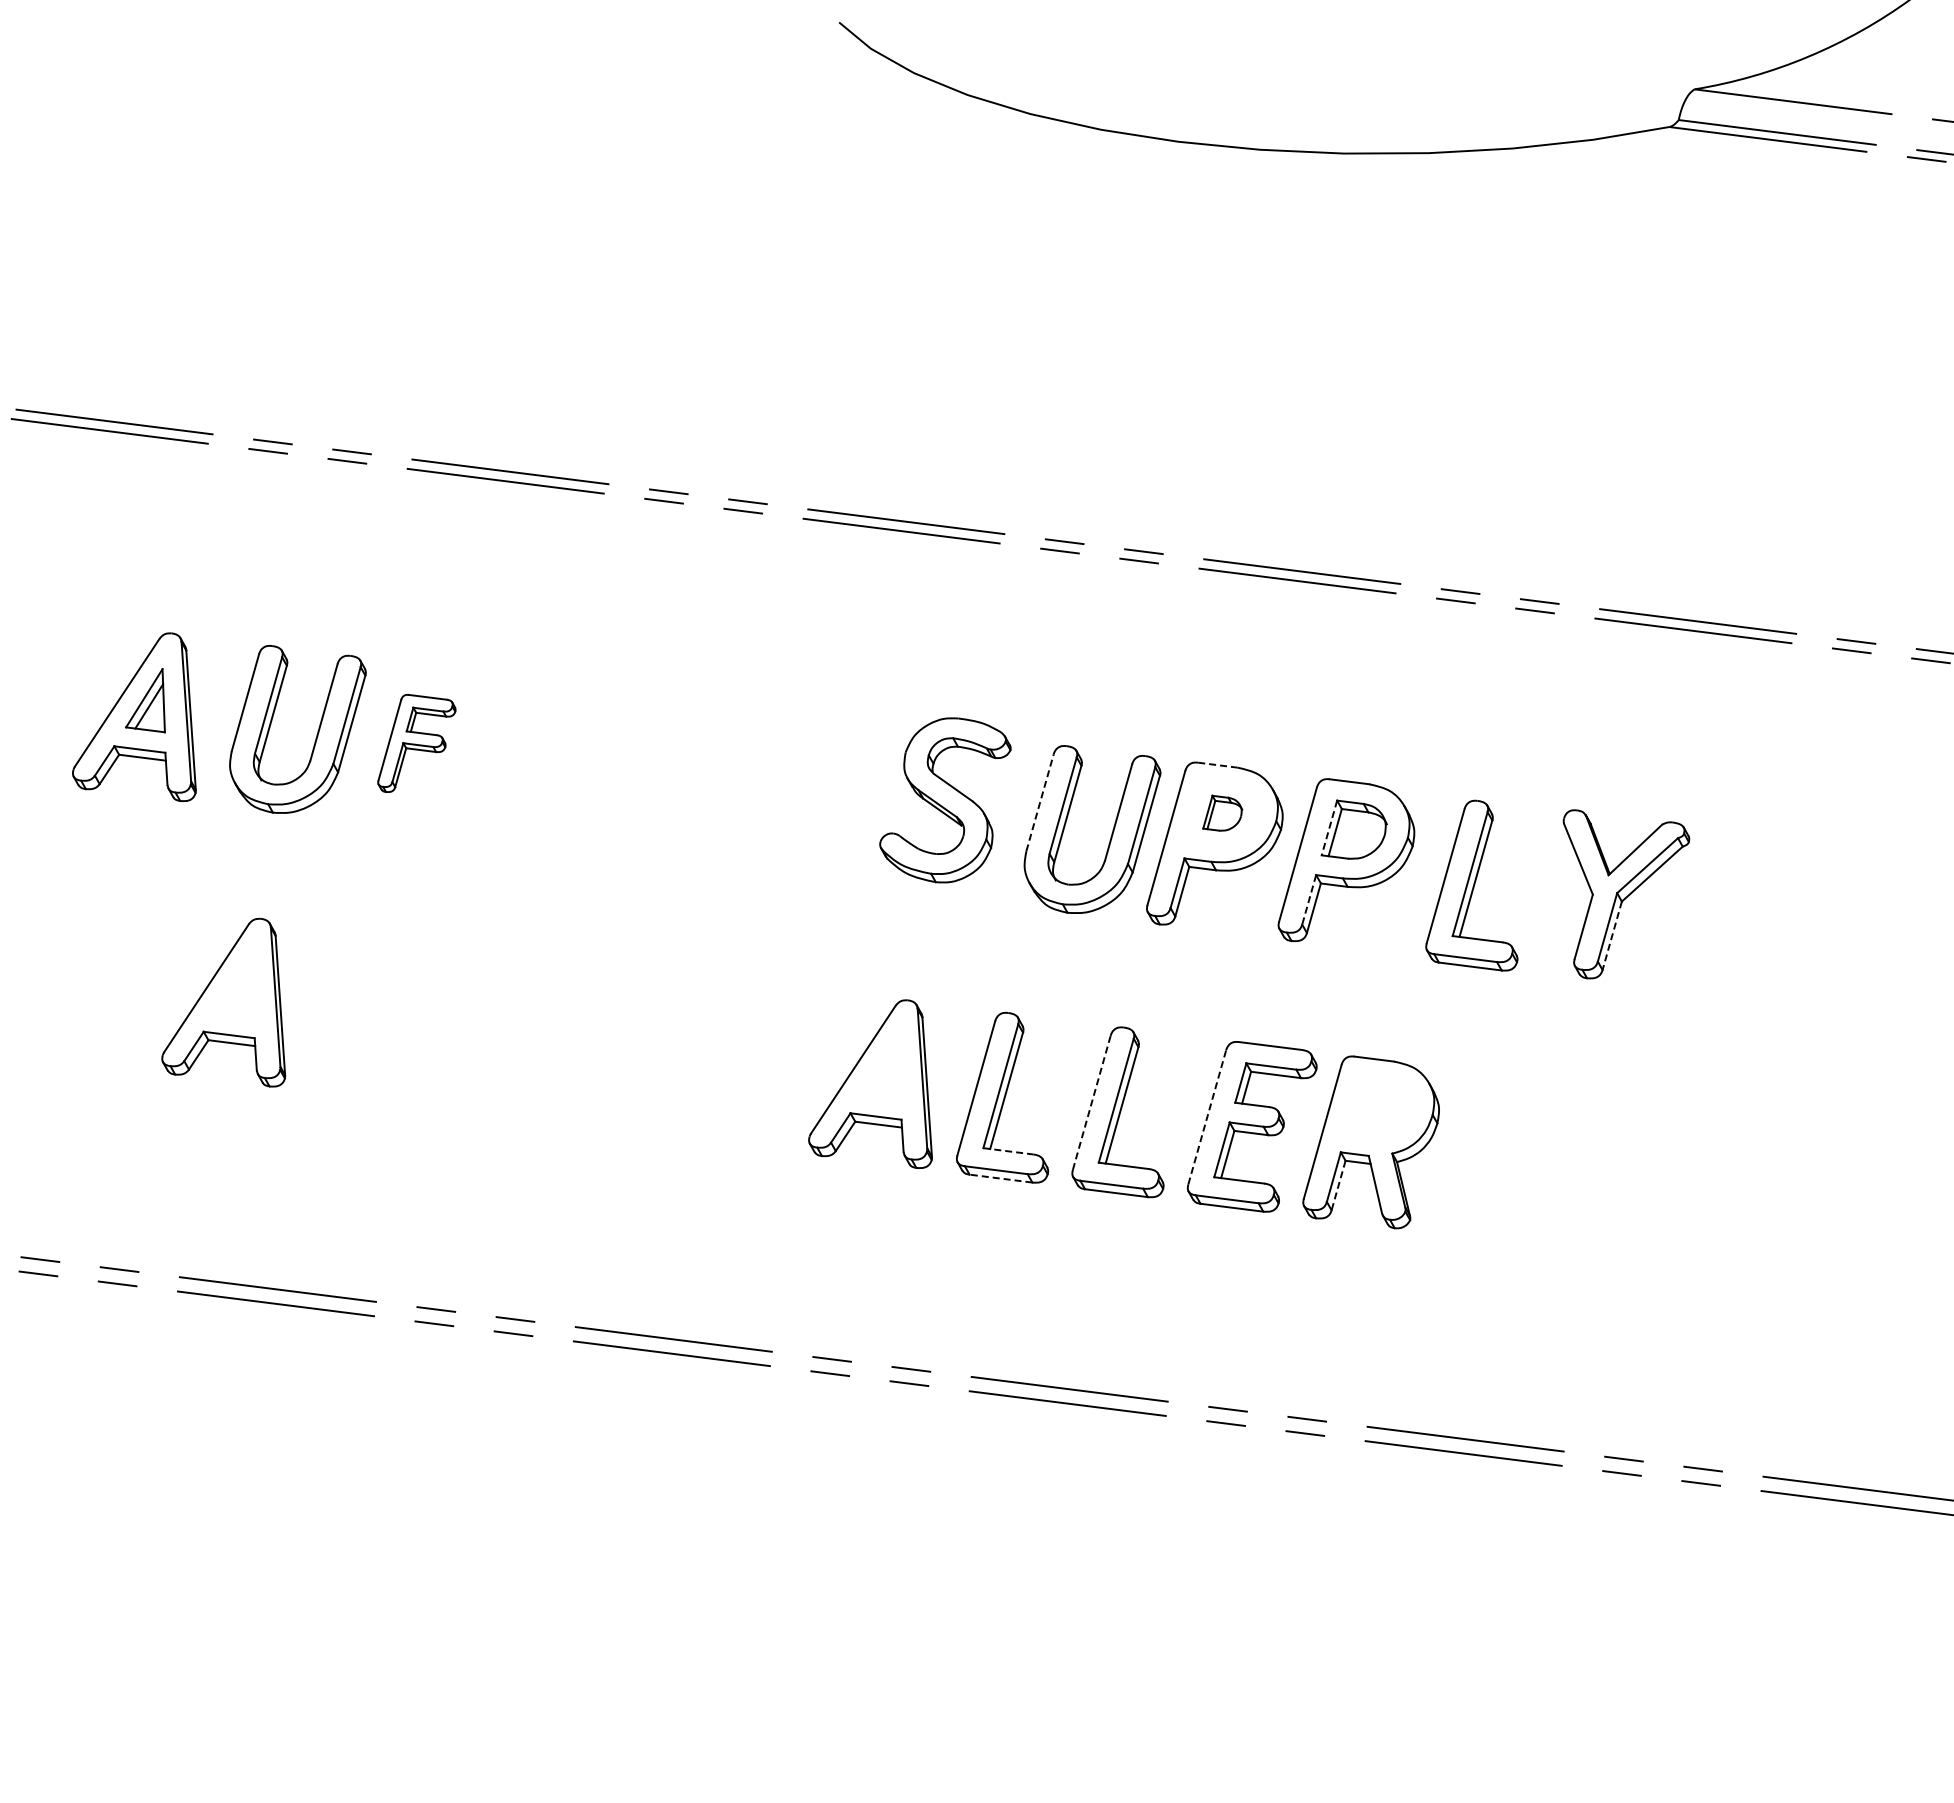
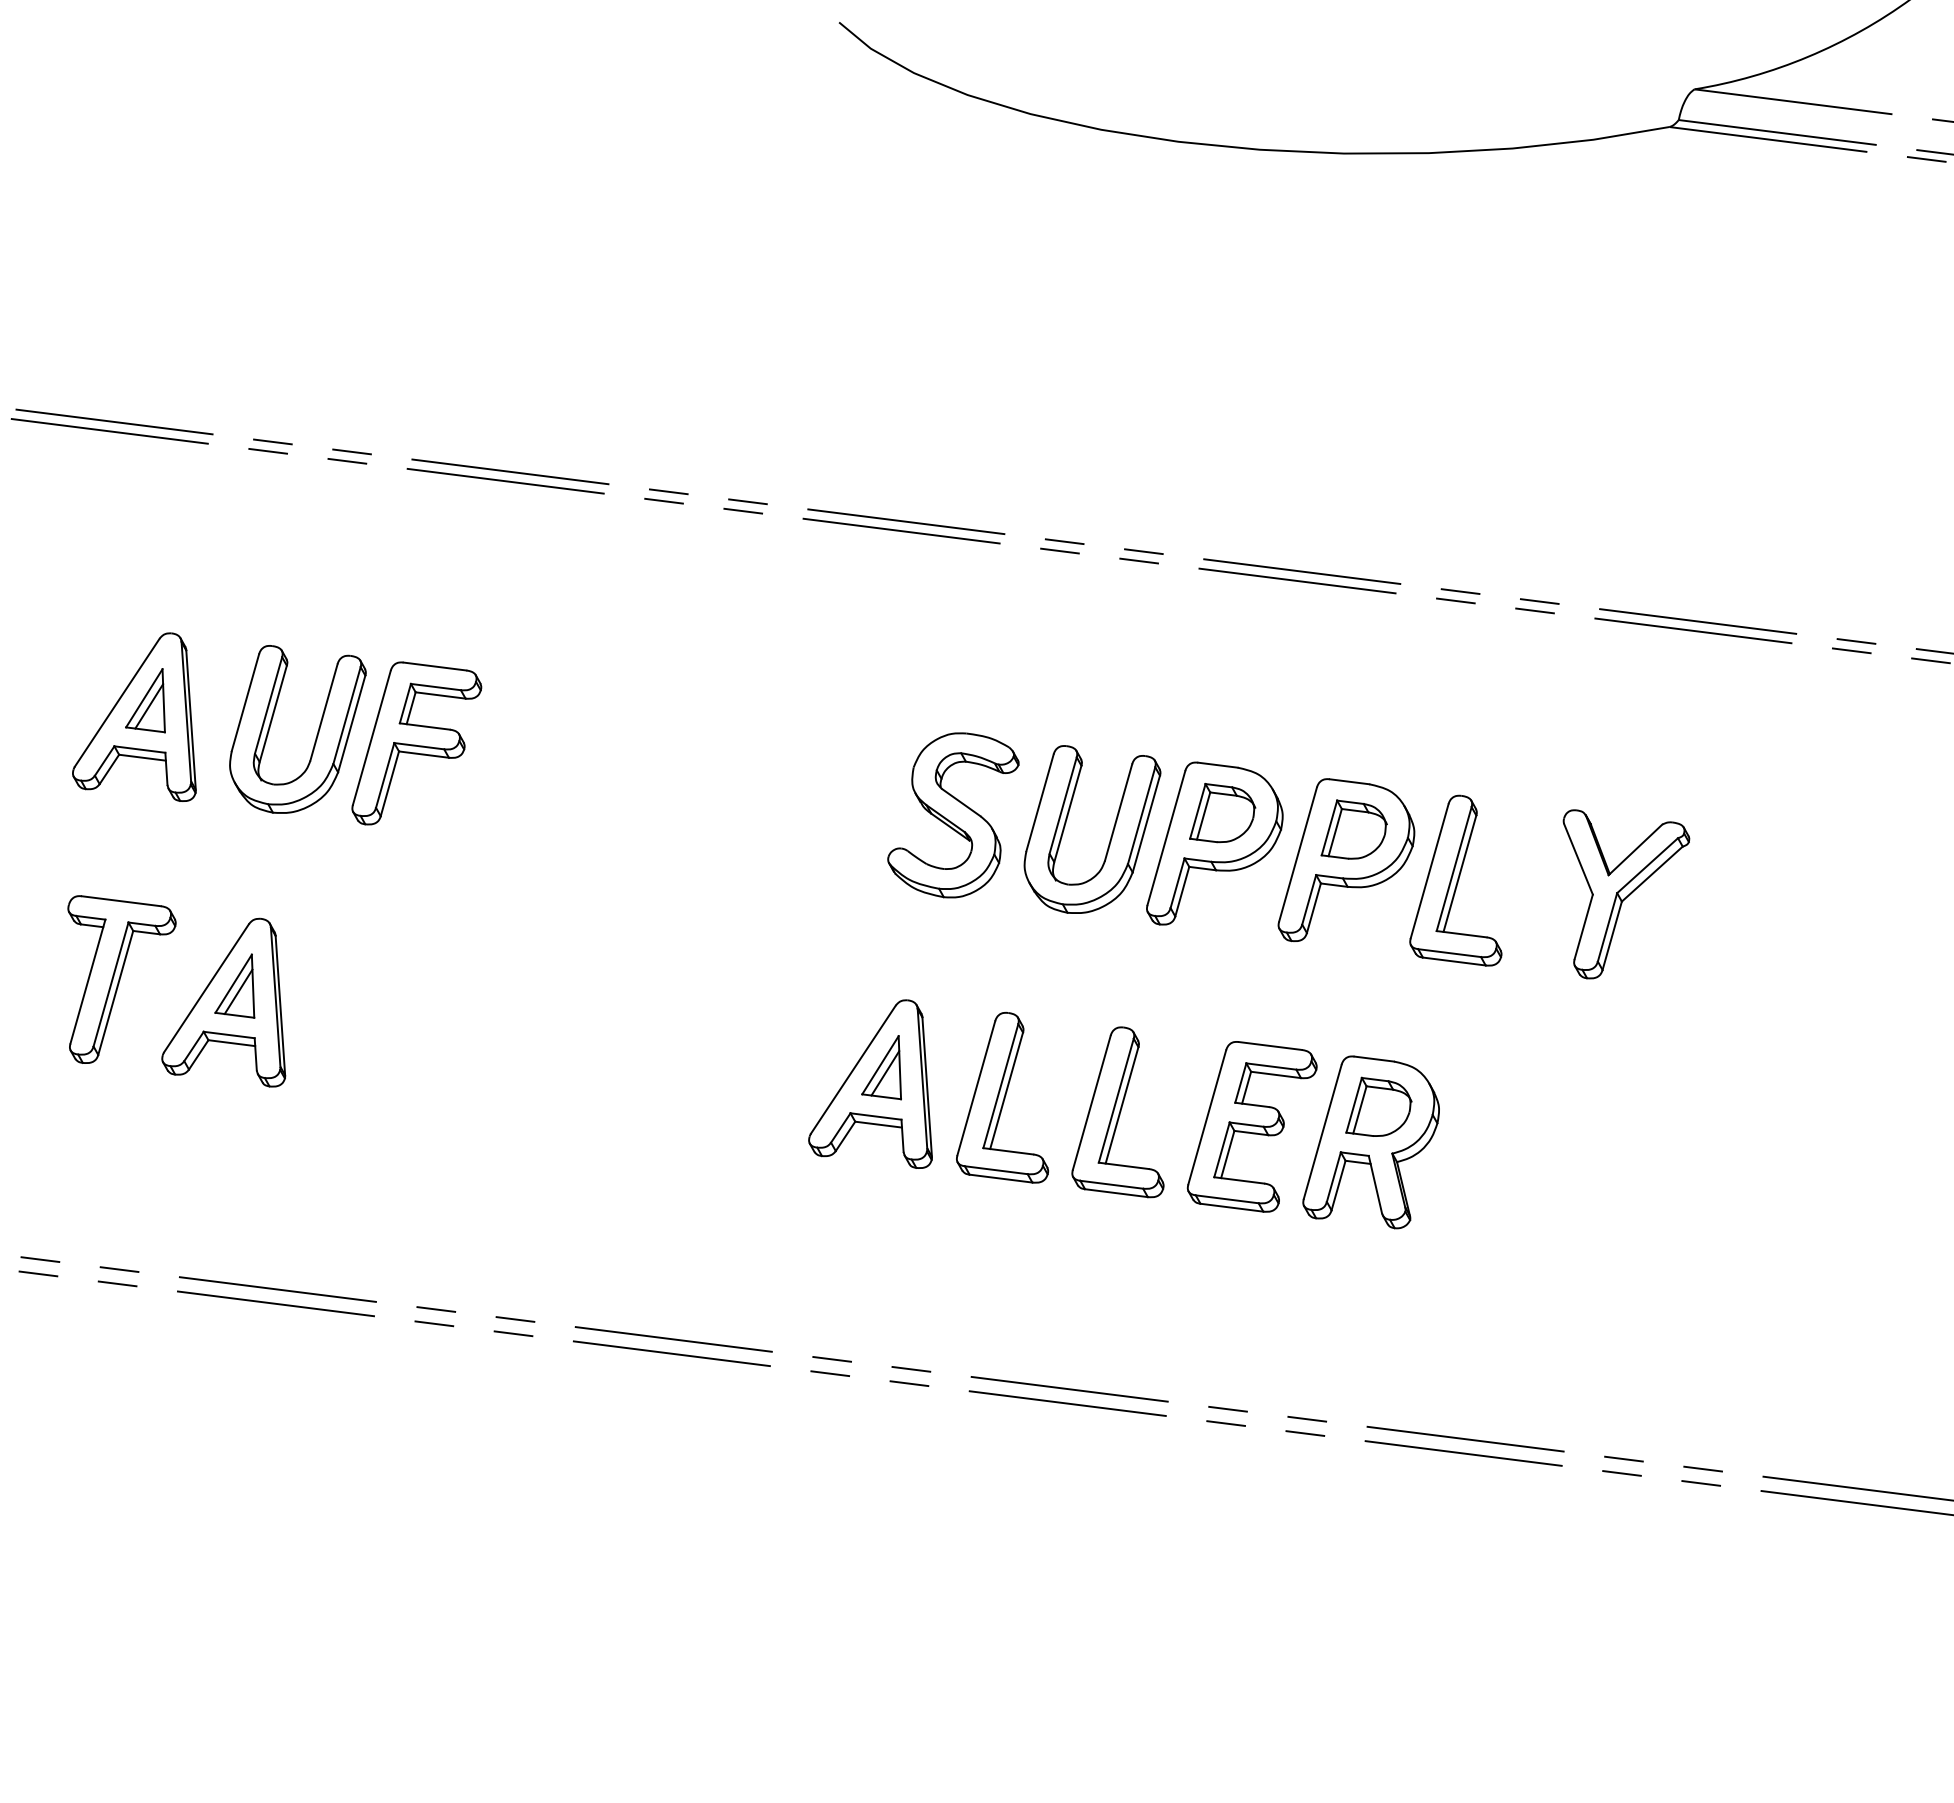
part size: 80x100 px -> 132x165 px (416, 743)
line: dashed -> solid (1217, 765)
part position: (945, 800) -> (953, 815) (953, 815)
line: dashed -> solid (1040, 802)
part size: 42x38 px -> 68x61 px (1222, 813)
line: dashed -> solid (1329, 828)
part position: (1471, 885) -> (1455, 880) (1455, 880)
line: dashed -> solid (1309, 899)
line: dashed -> solid (1612, 935)
part: none -> present (121, 979)
part: none -> present (234, 985)
part: none -> present (881, 1067)
line: dashed -> solid (1091, 1102)
part: none -> present (1378, 1106)
line: dashed -> solid (1207, 1117)
line: dashed -> solid (1008, 1151)
line: dashed -> solid (1001, 1178)
line: dashed -> solid (1338, 1185)
